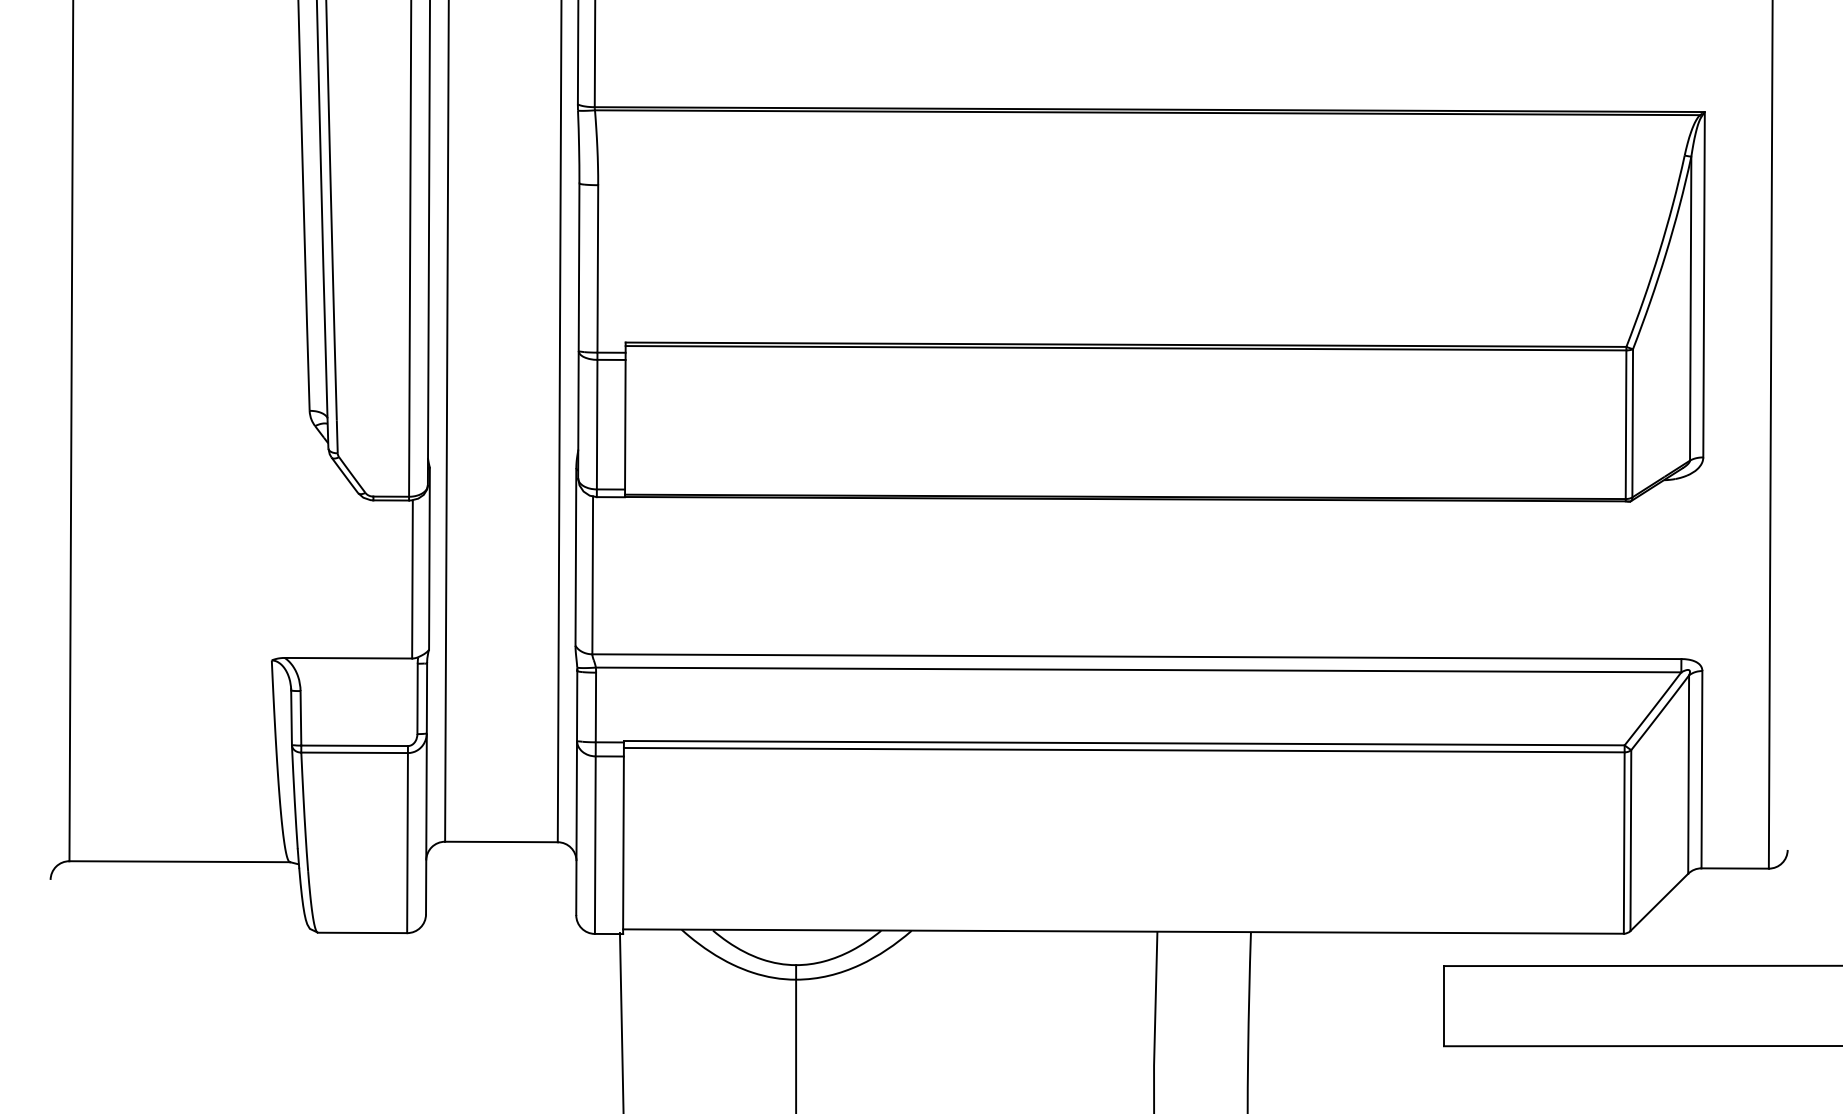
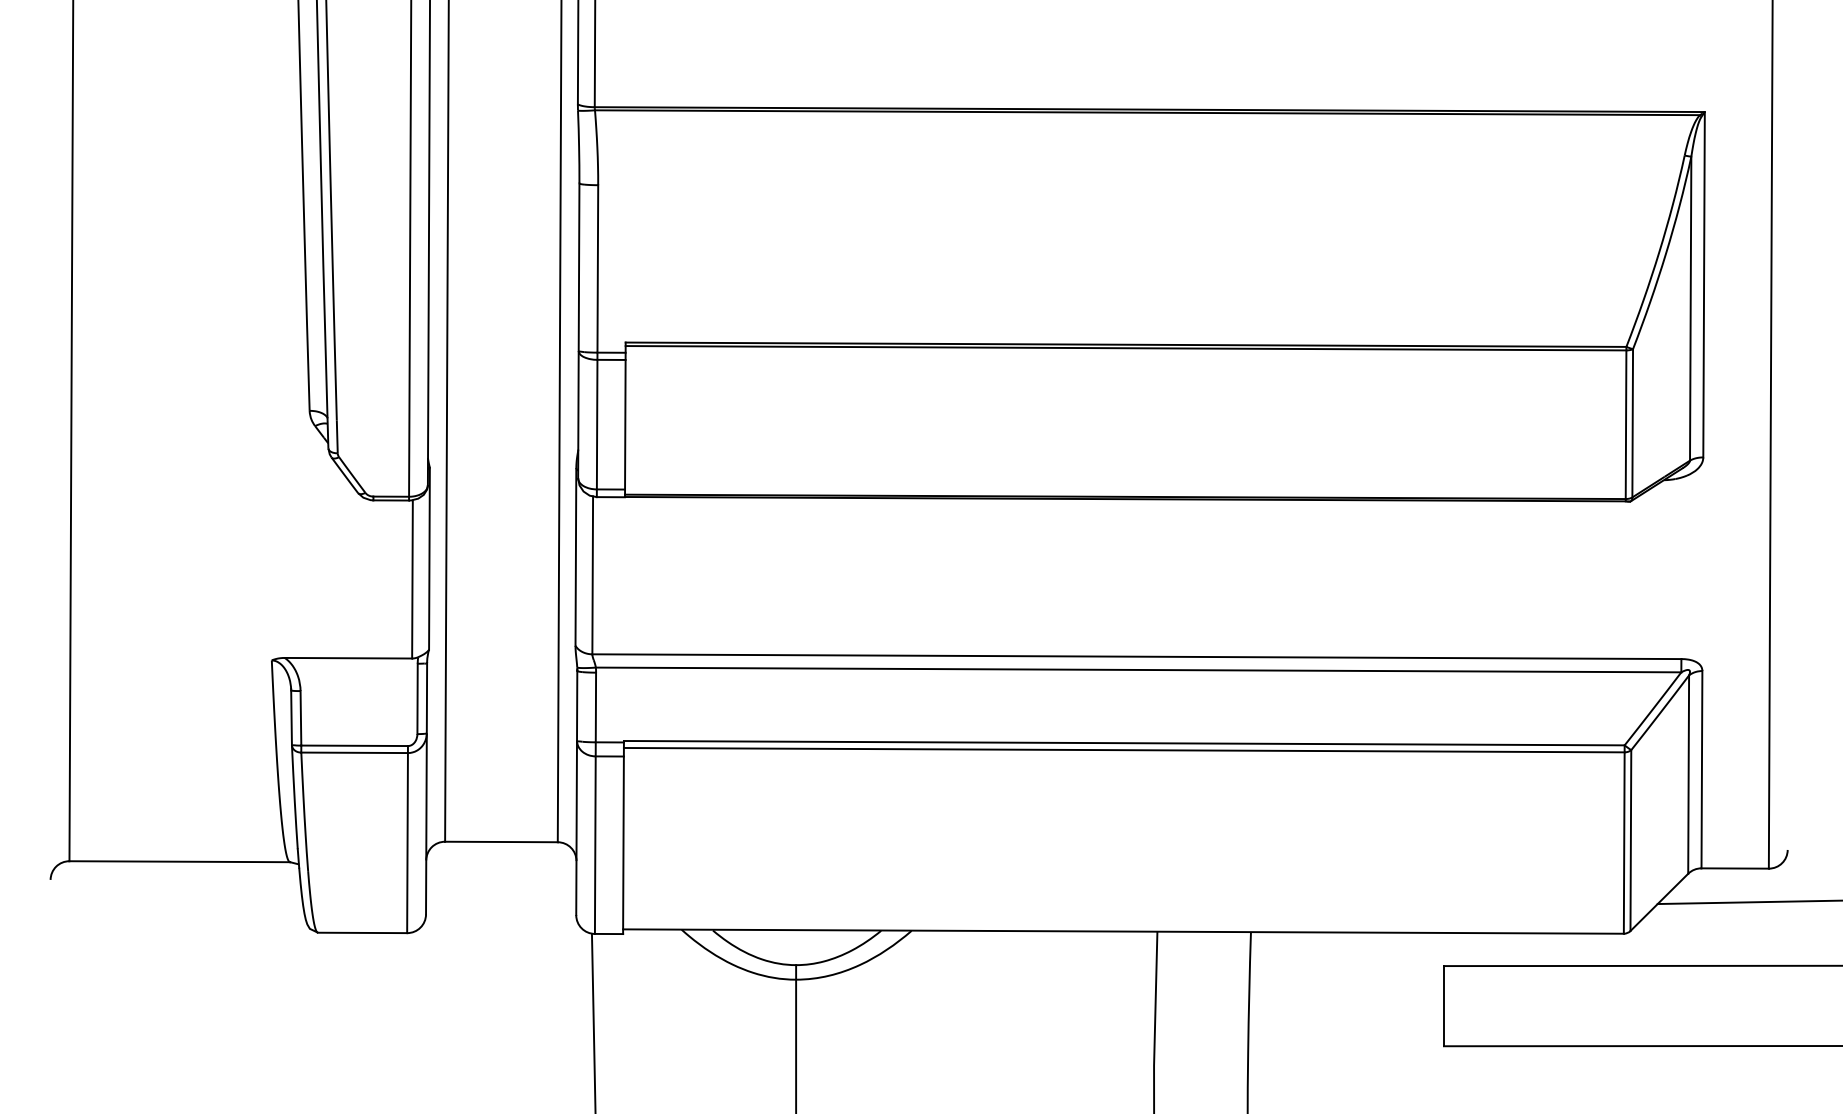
line: none -> present (1748, 902)
line position: (621, 1021) -> (593, 1022) (593, 1022)
